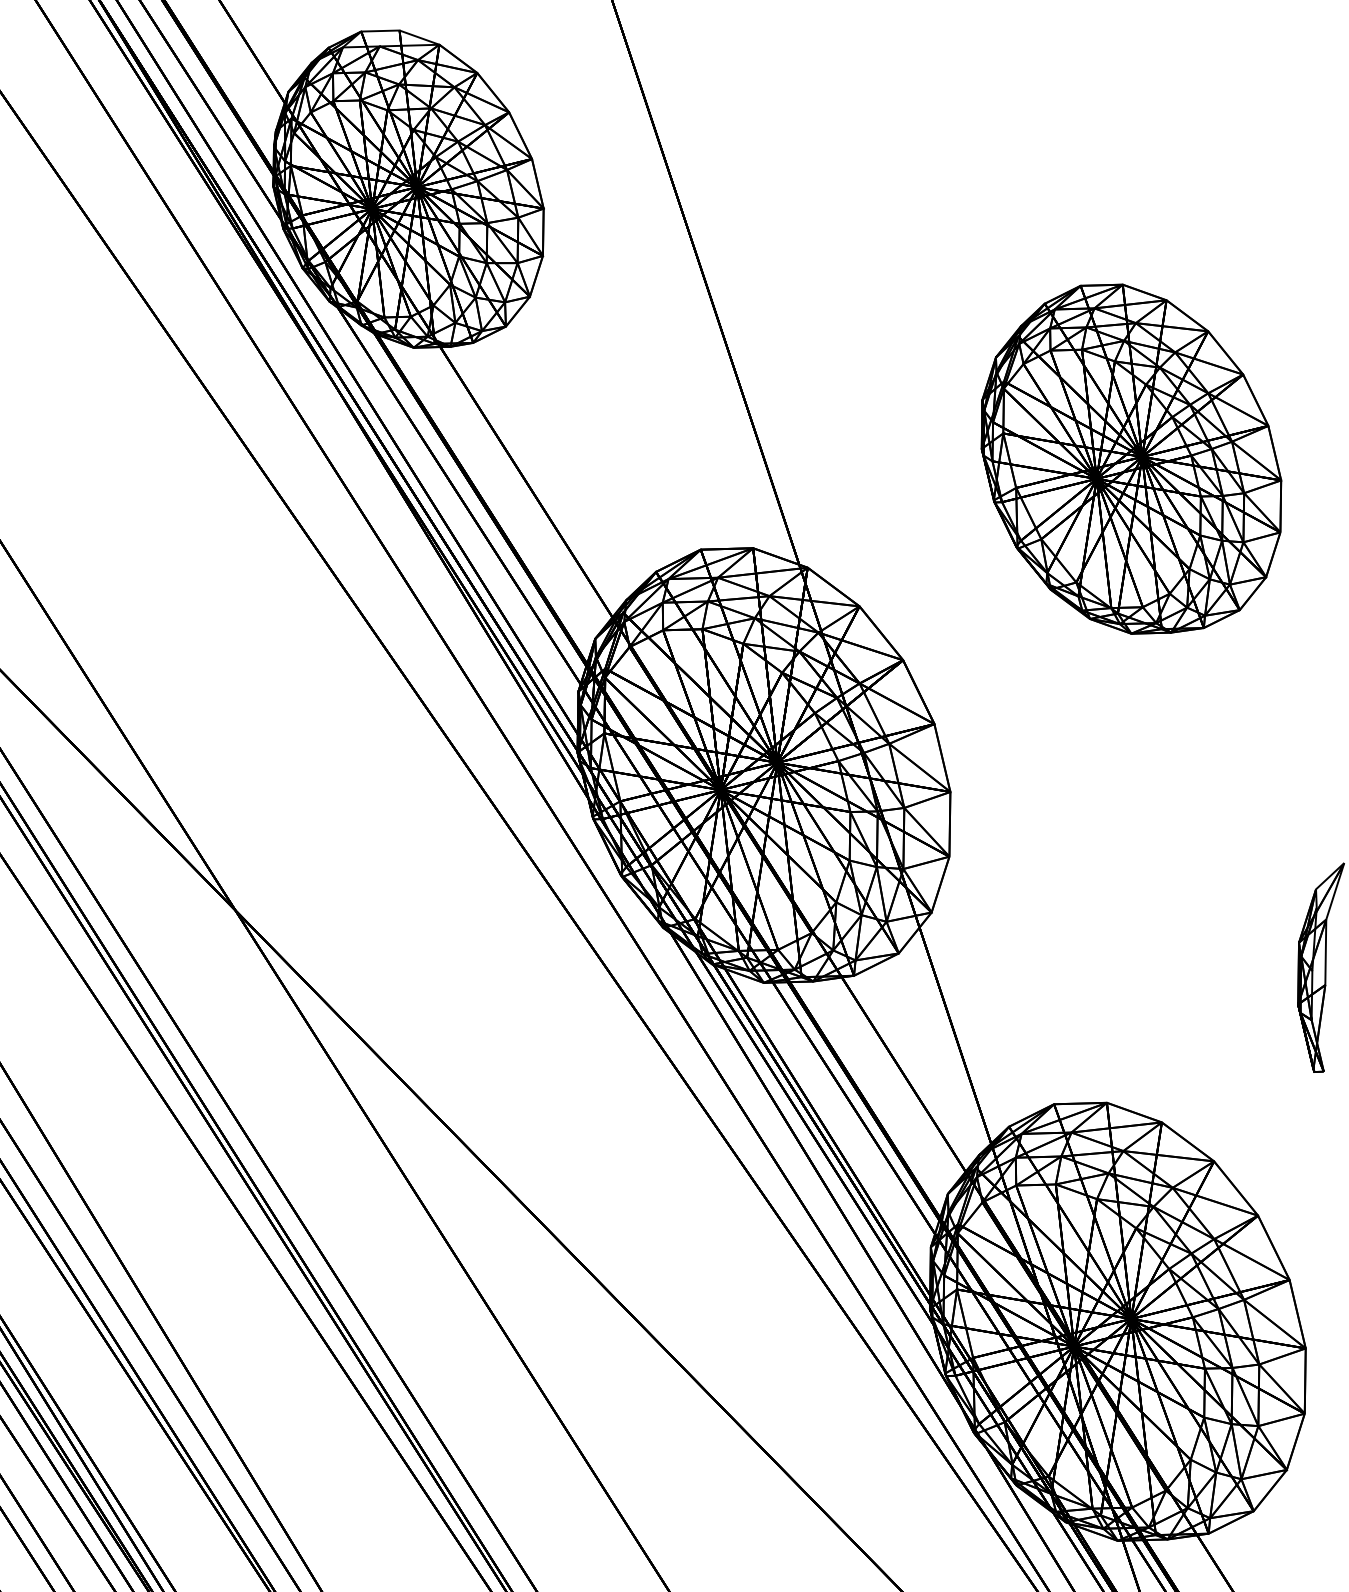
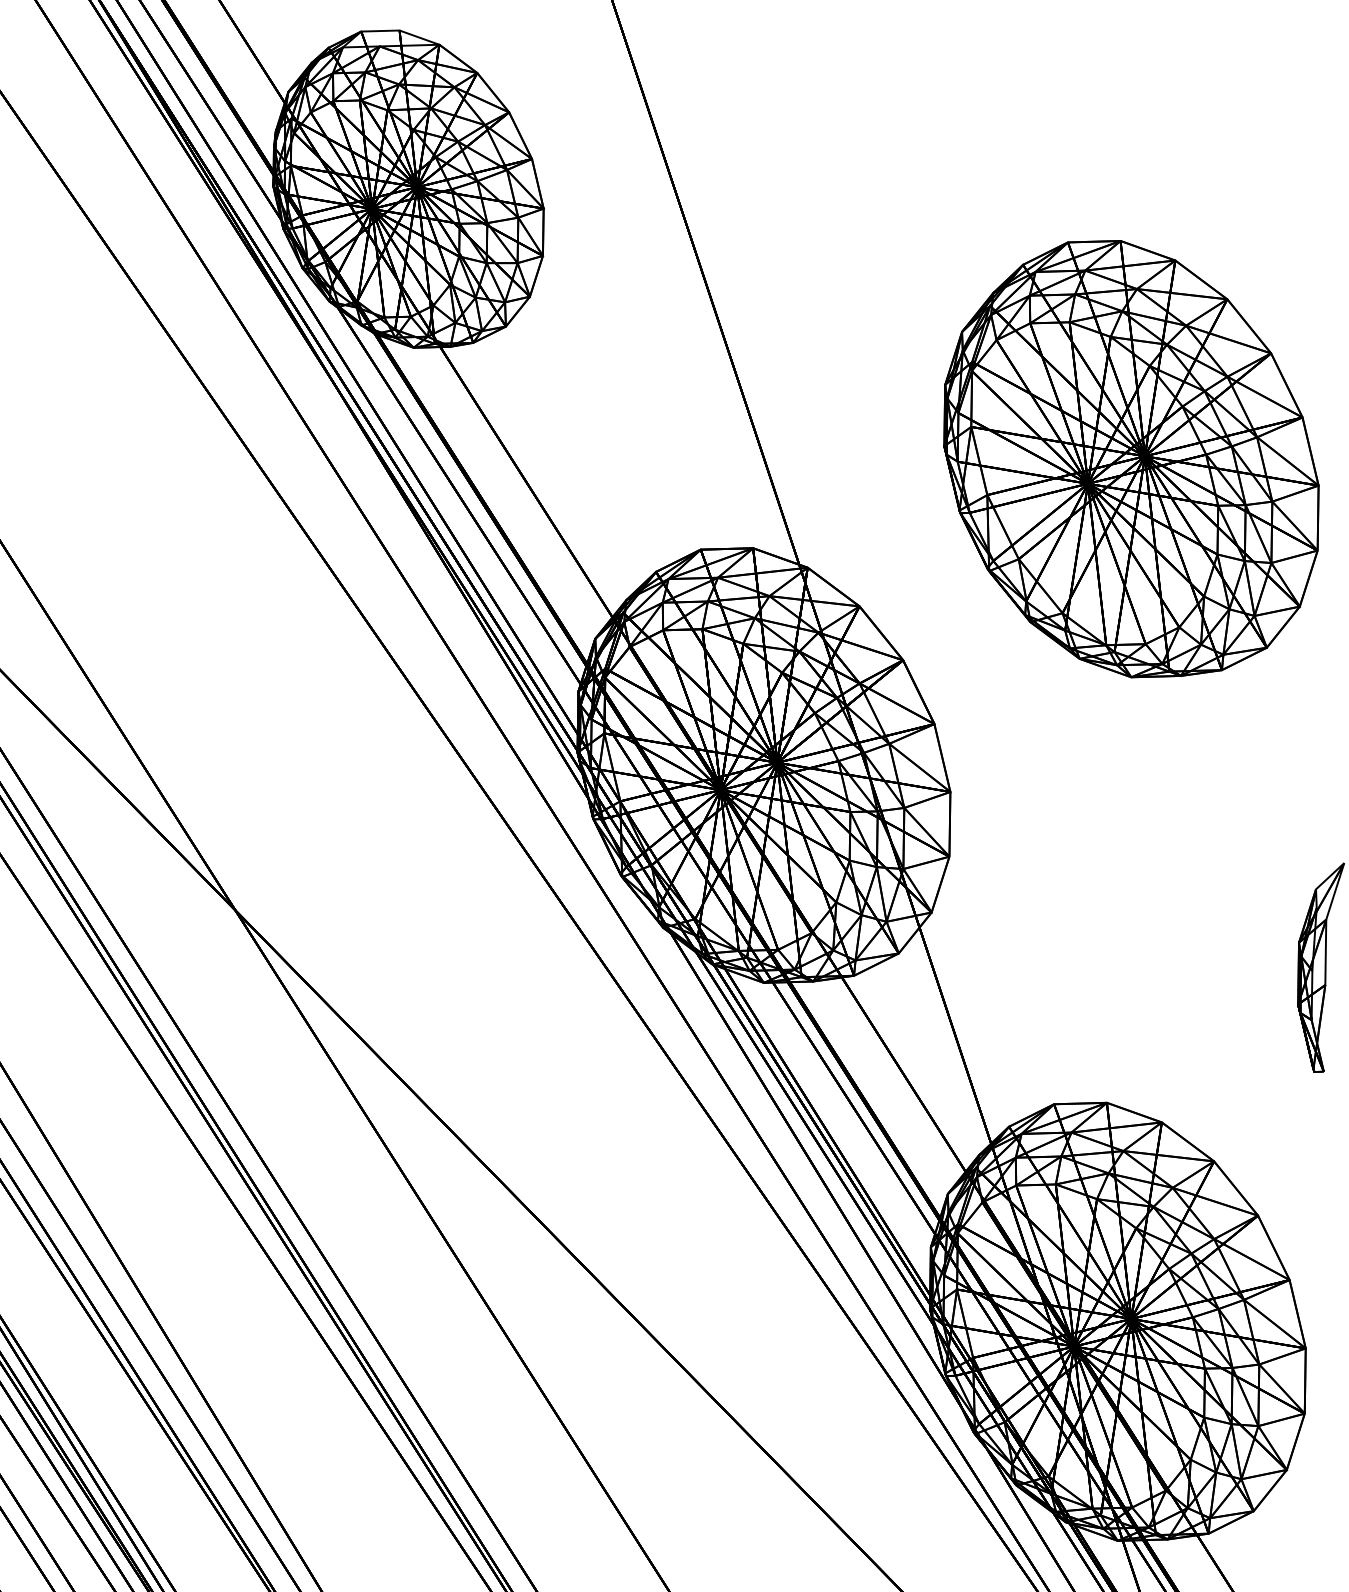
part size: 303x352 px -> 377x439 px (1131, 459)
